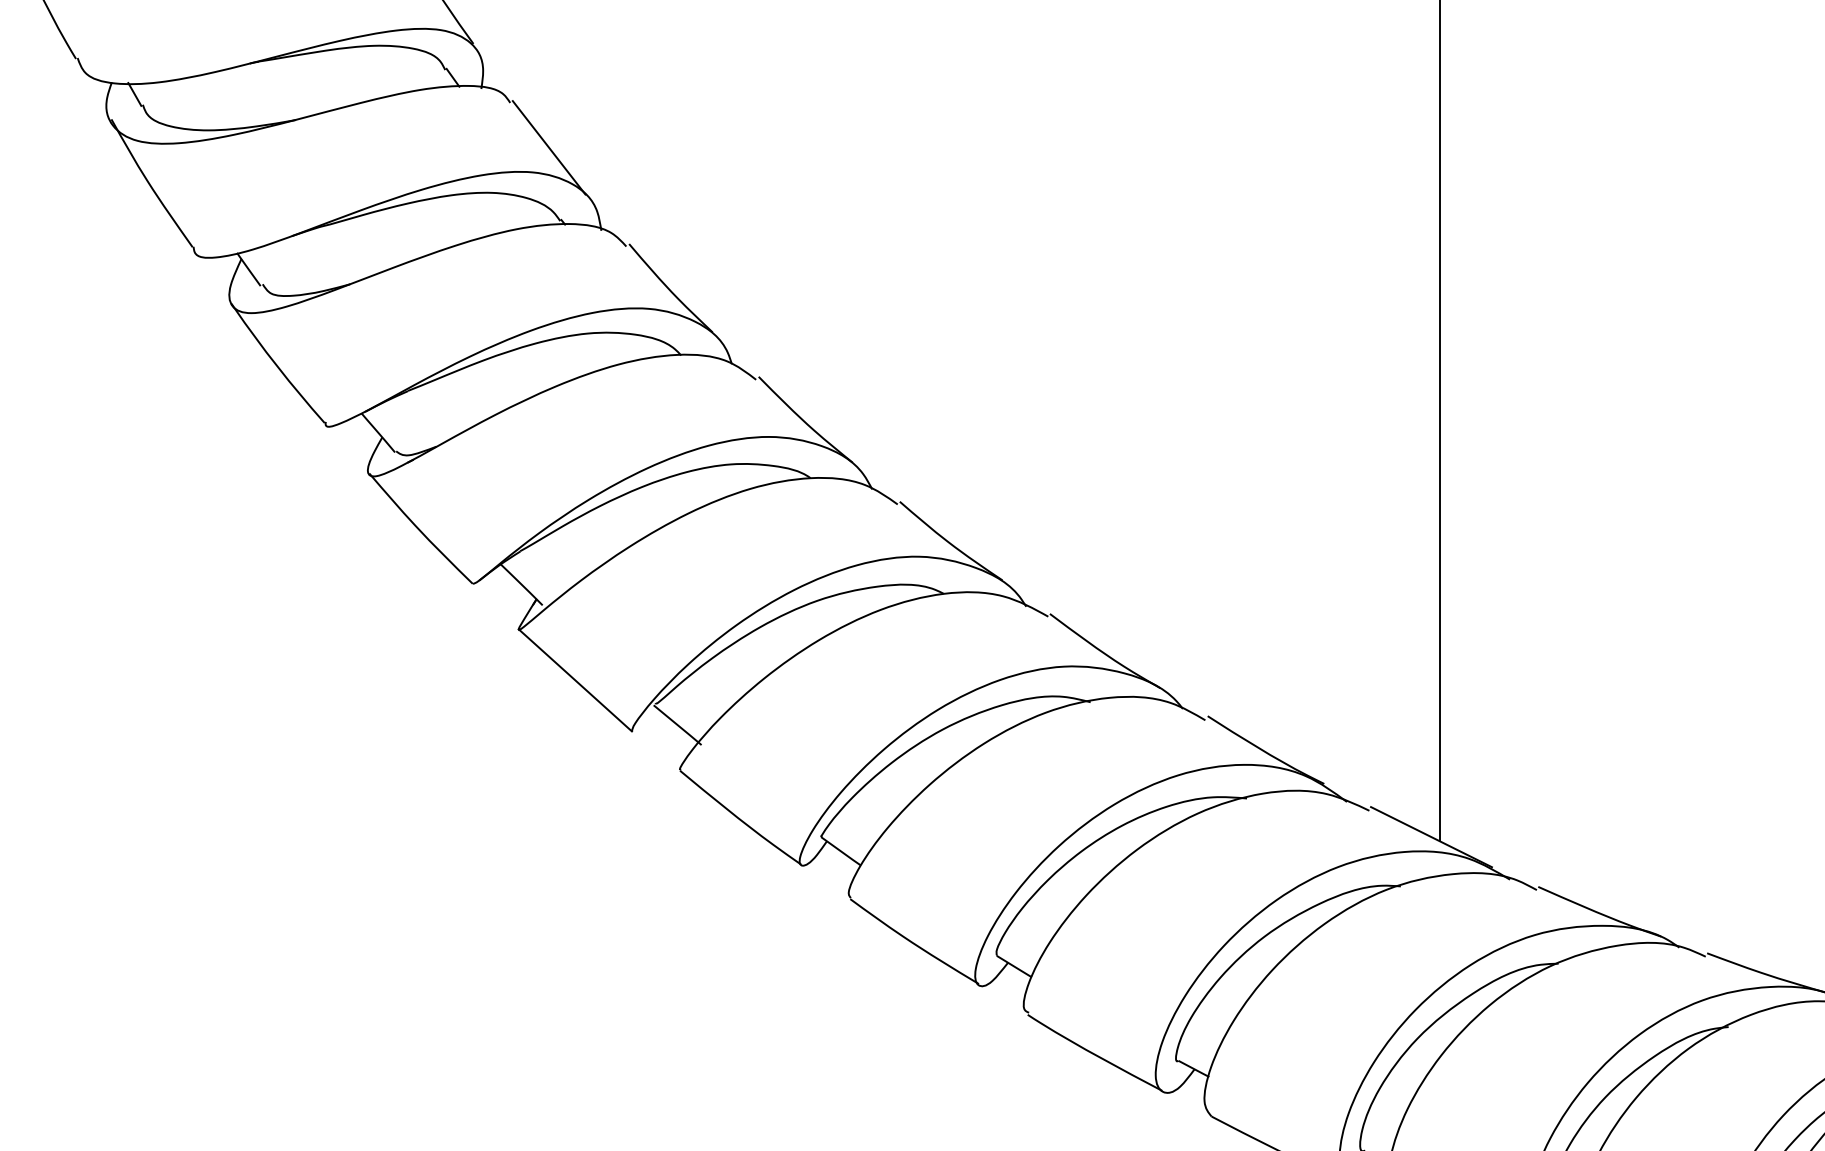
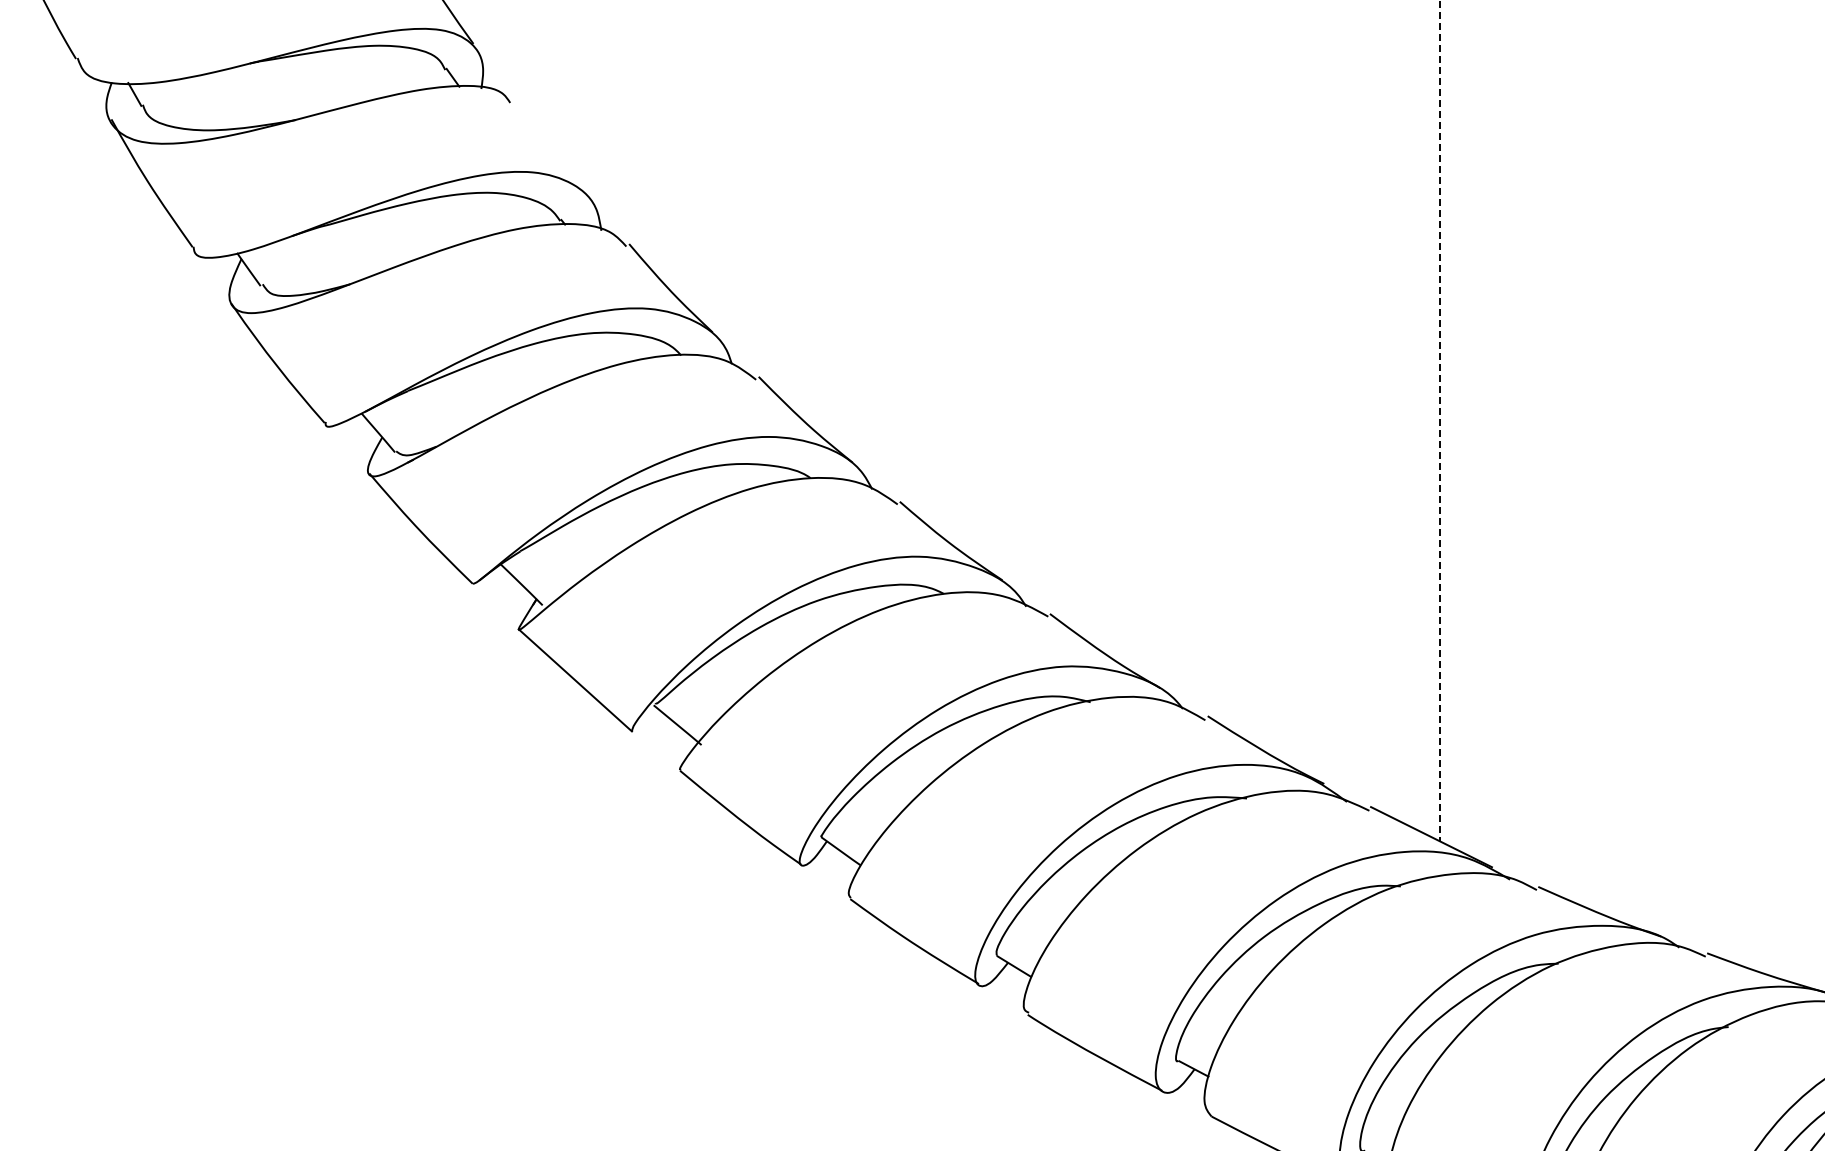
line: present -> none (548, 147)
line: solid -> dashed (1439, 421)
